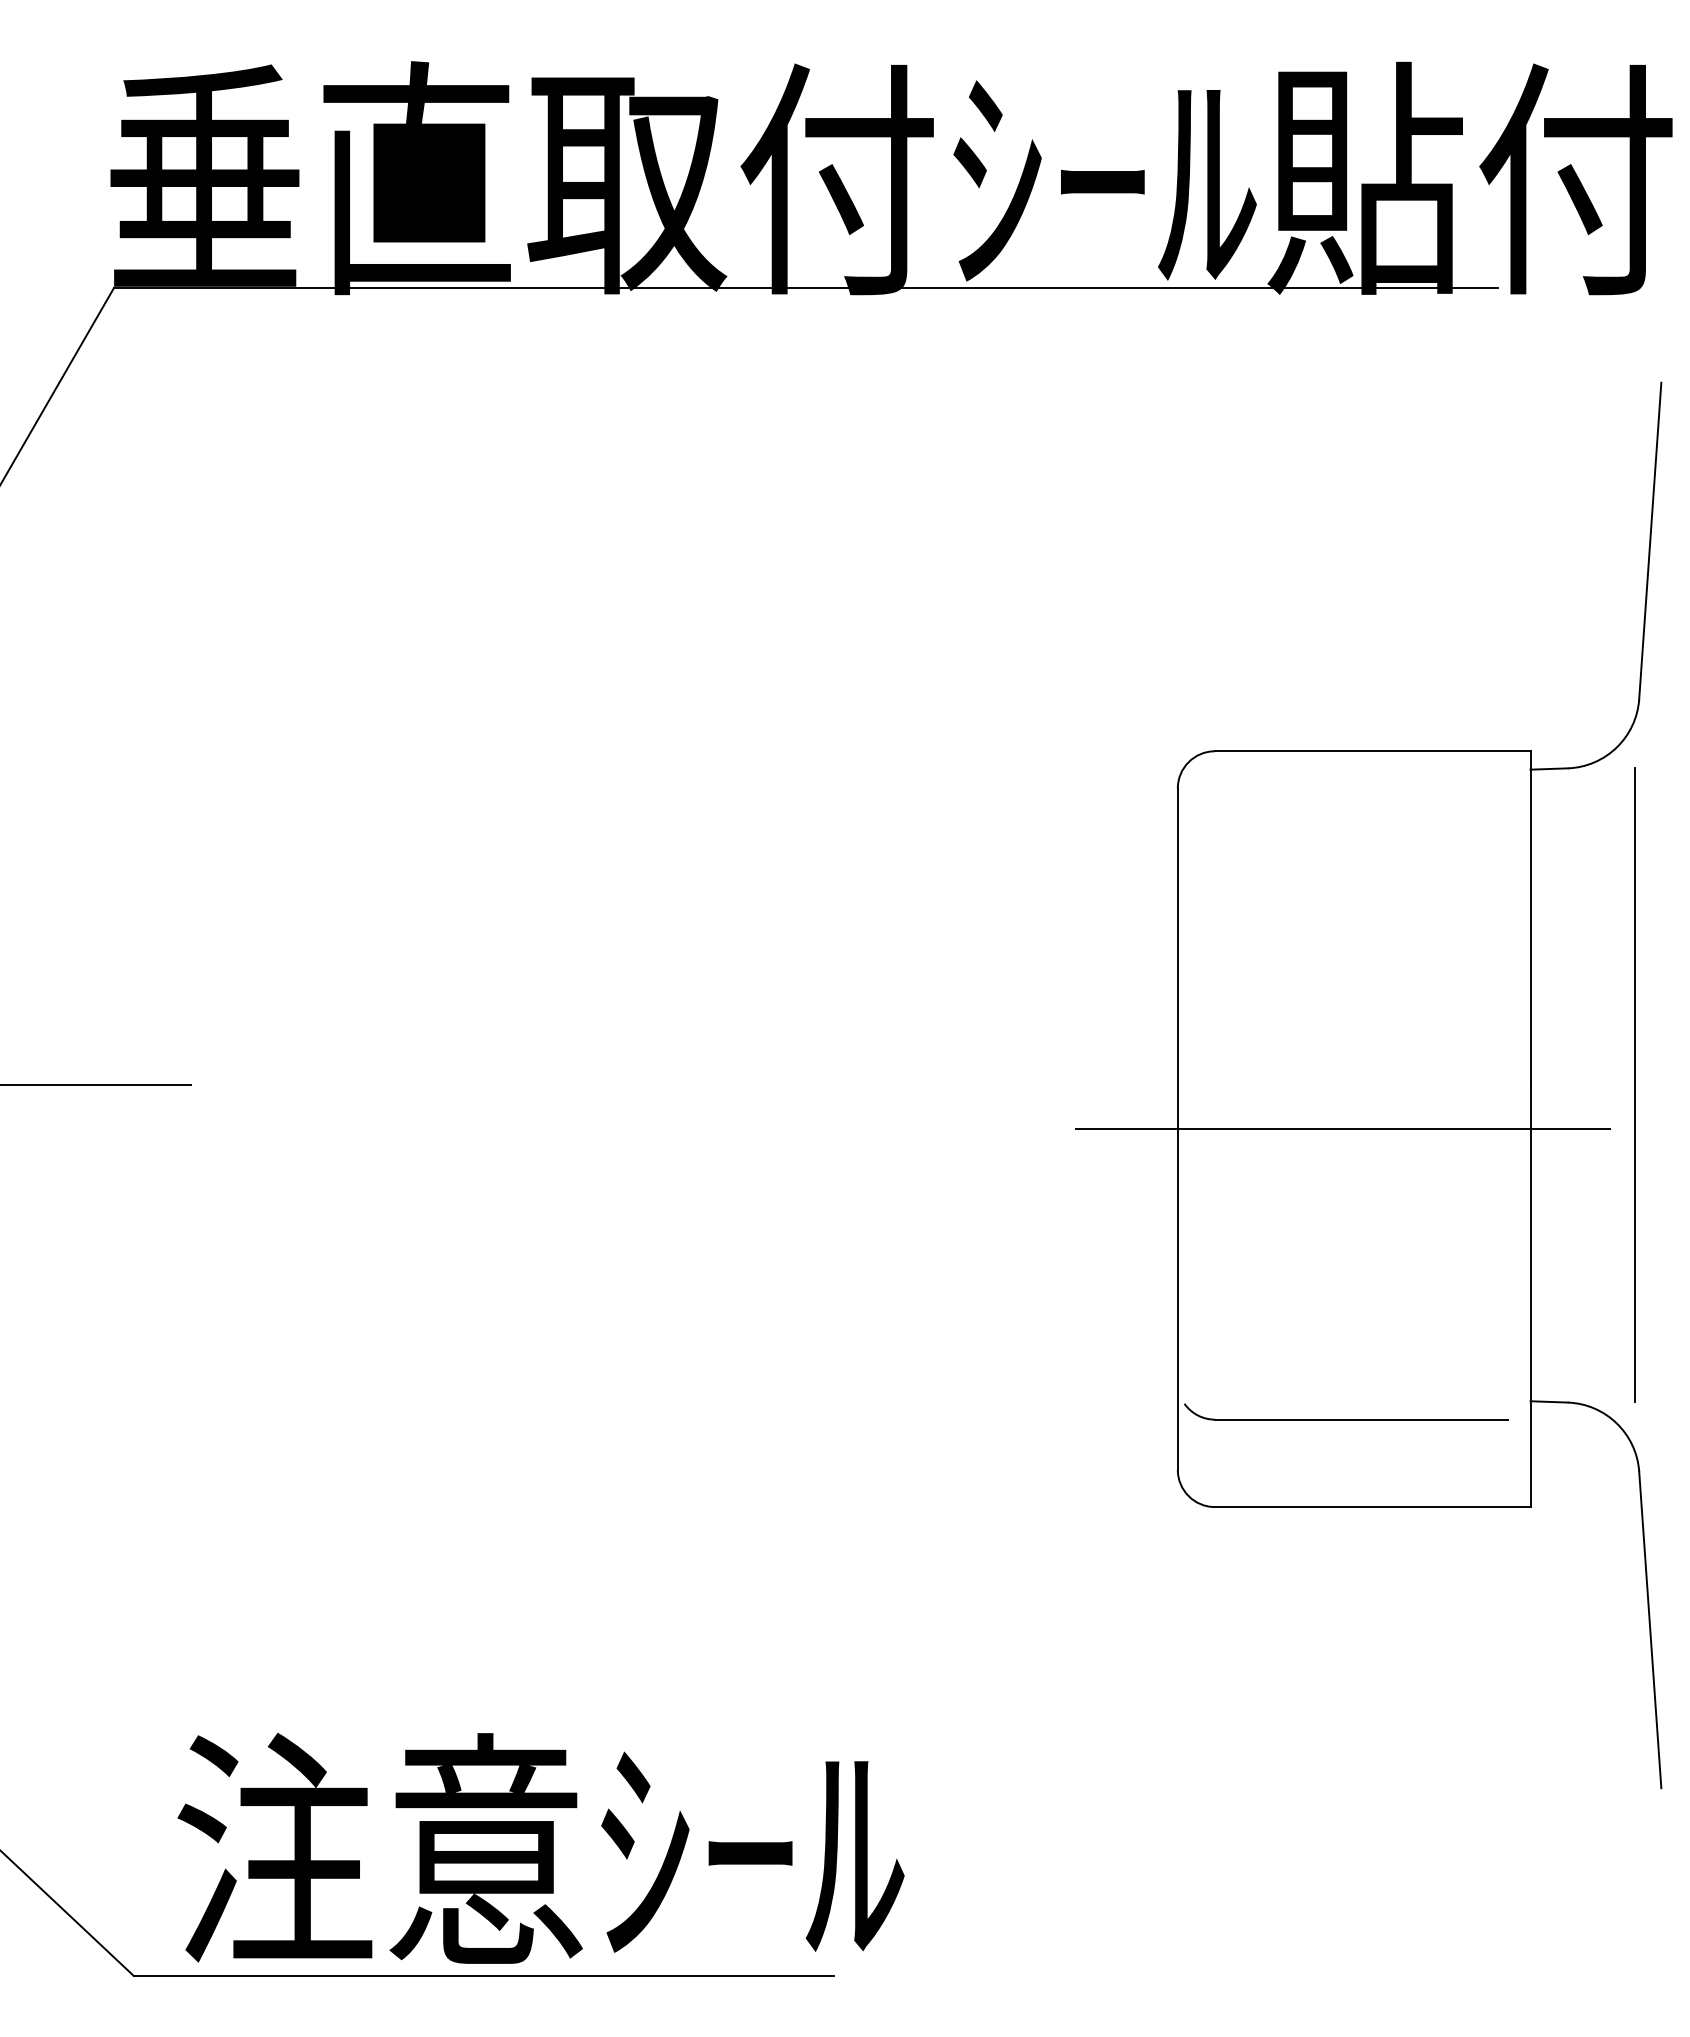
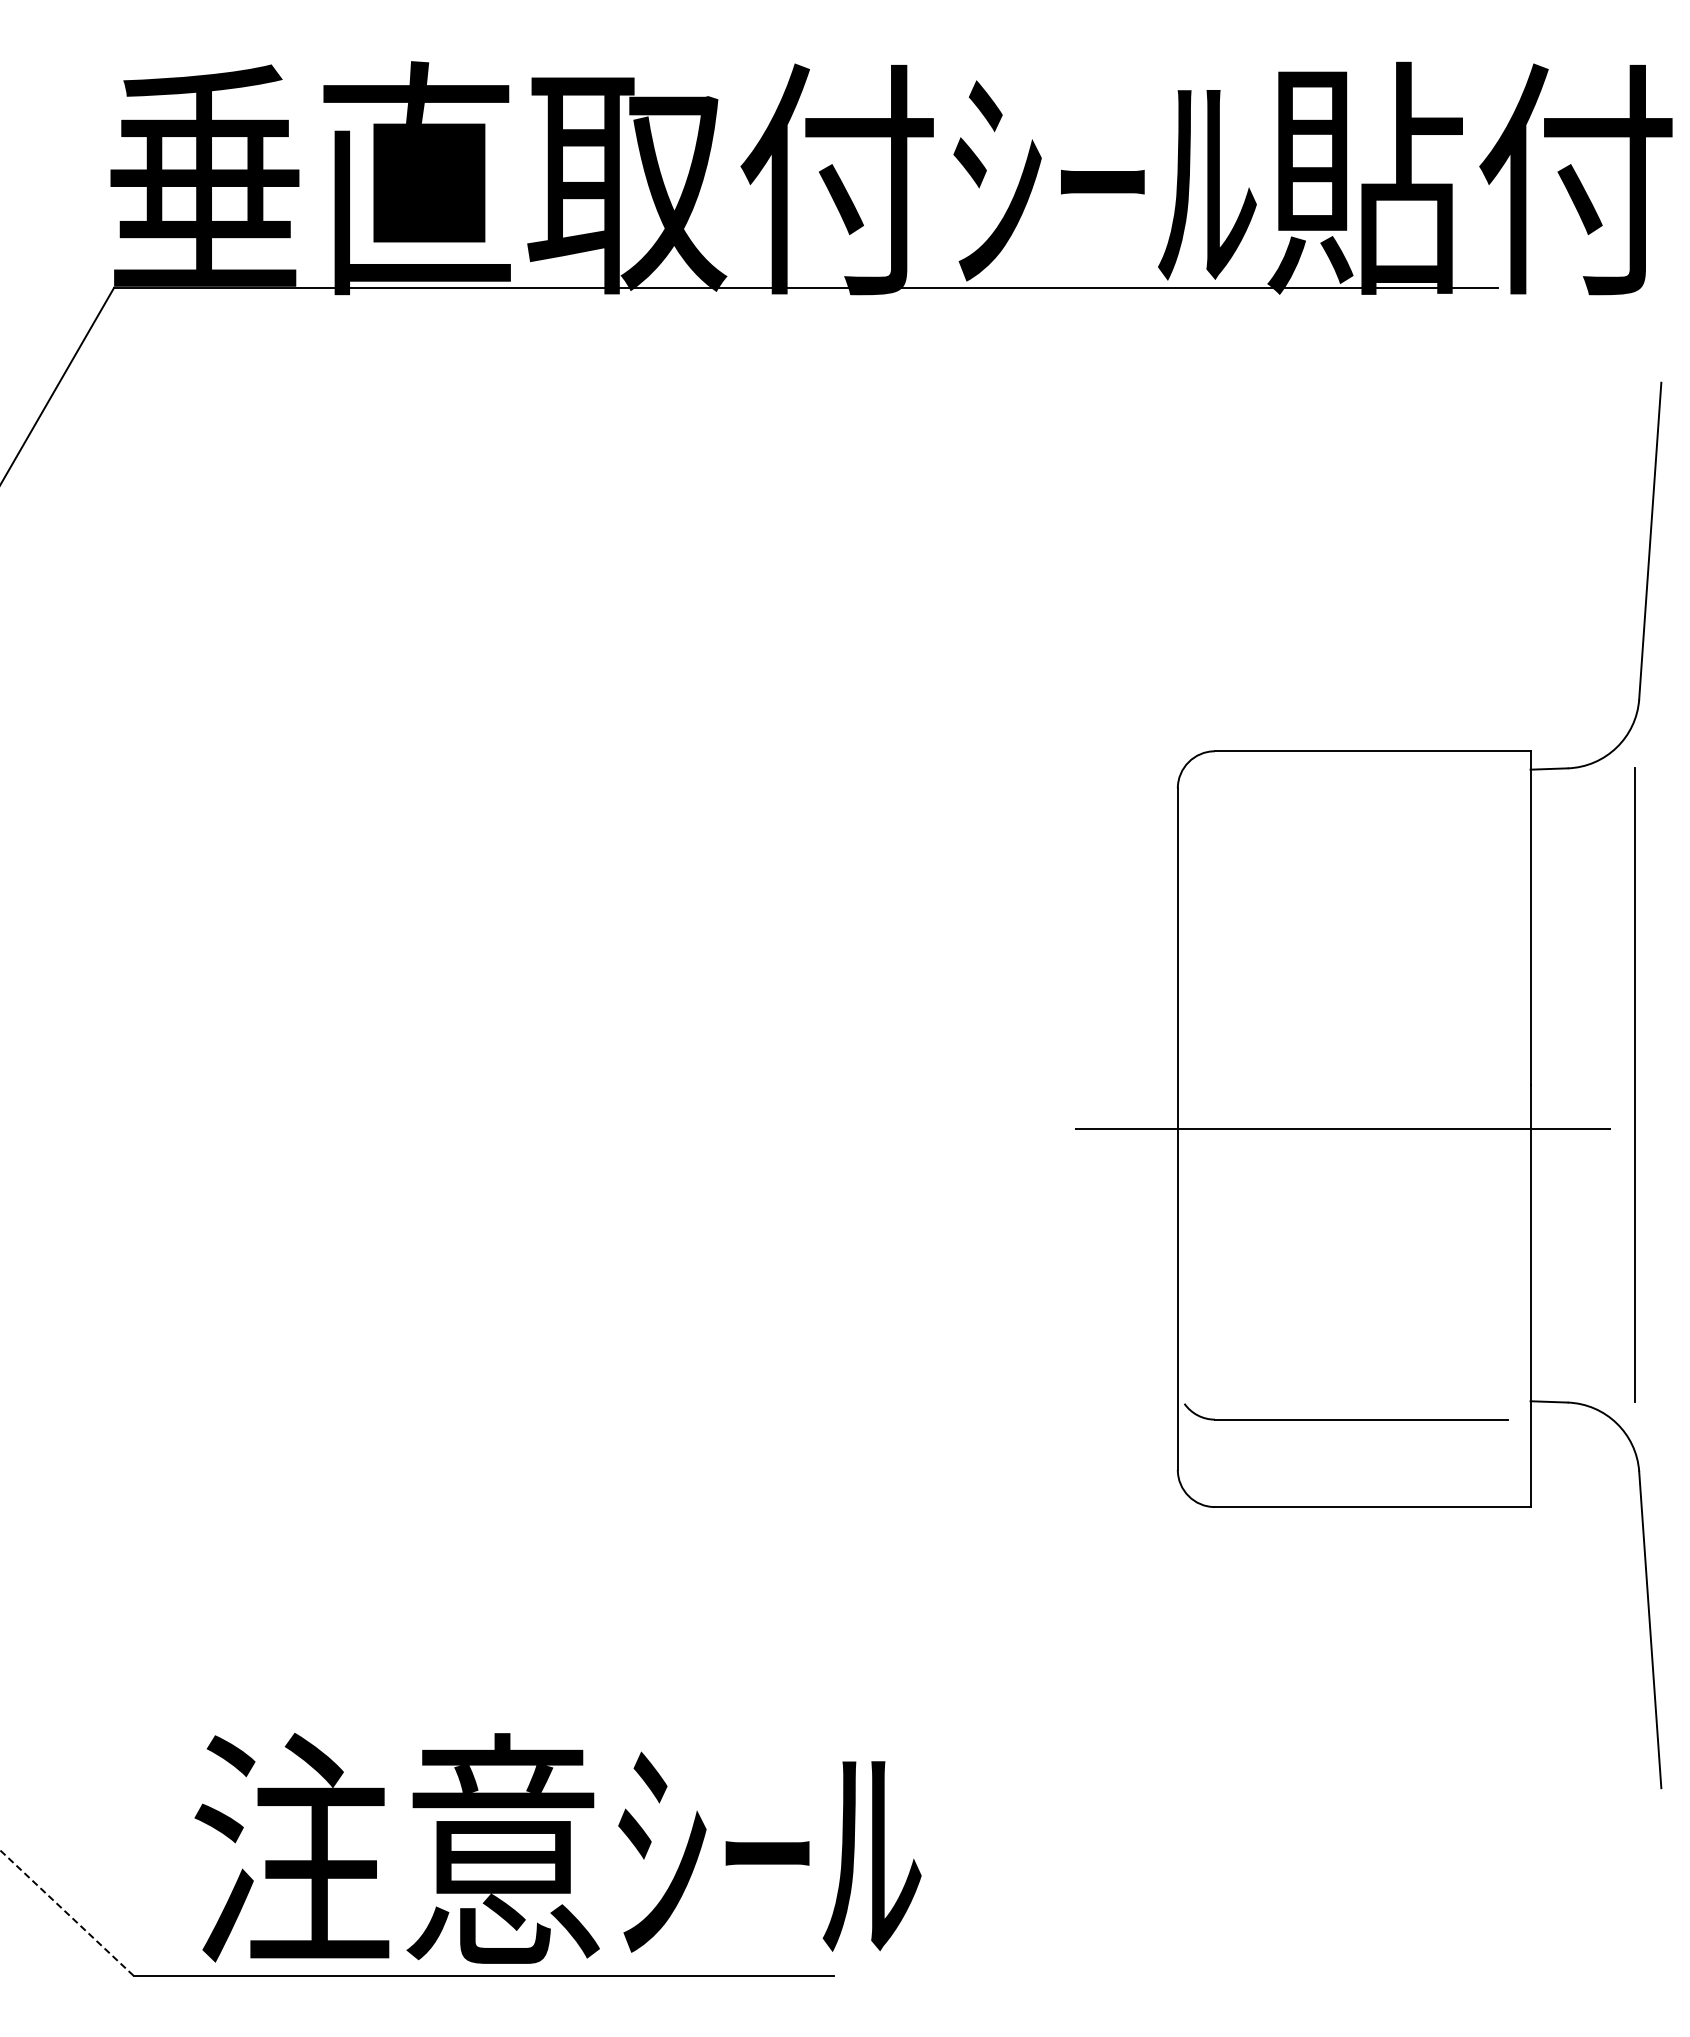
line: present -> none (96, 1085)
text position: (540, 1848) -> (557, 1848) (557, 1848)
line: solid -> dashed (66, 1912)
